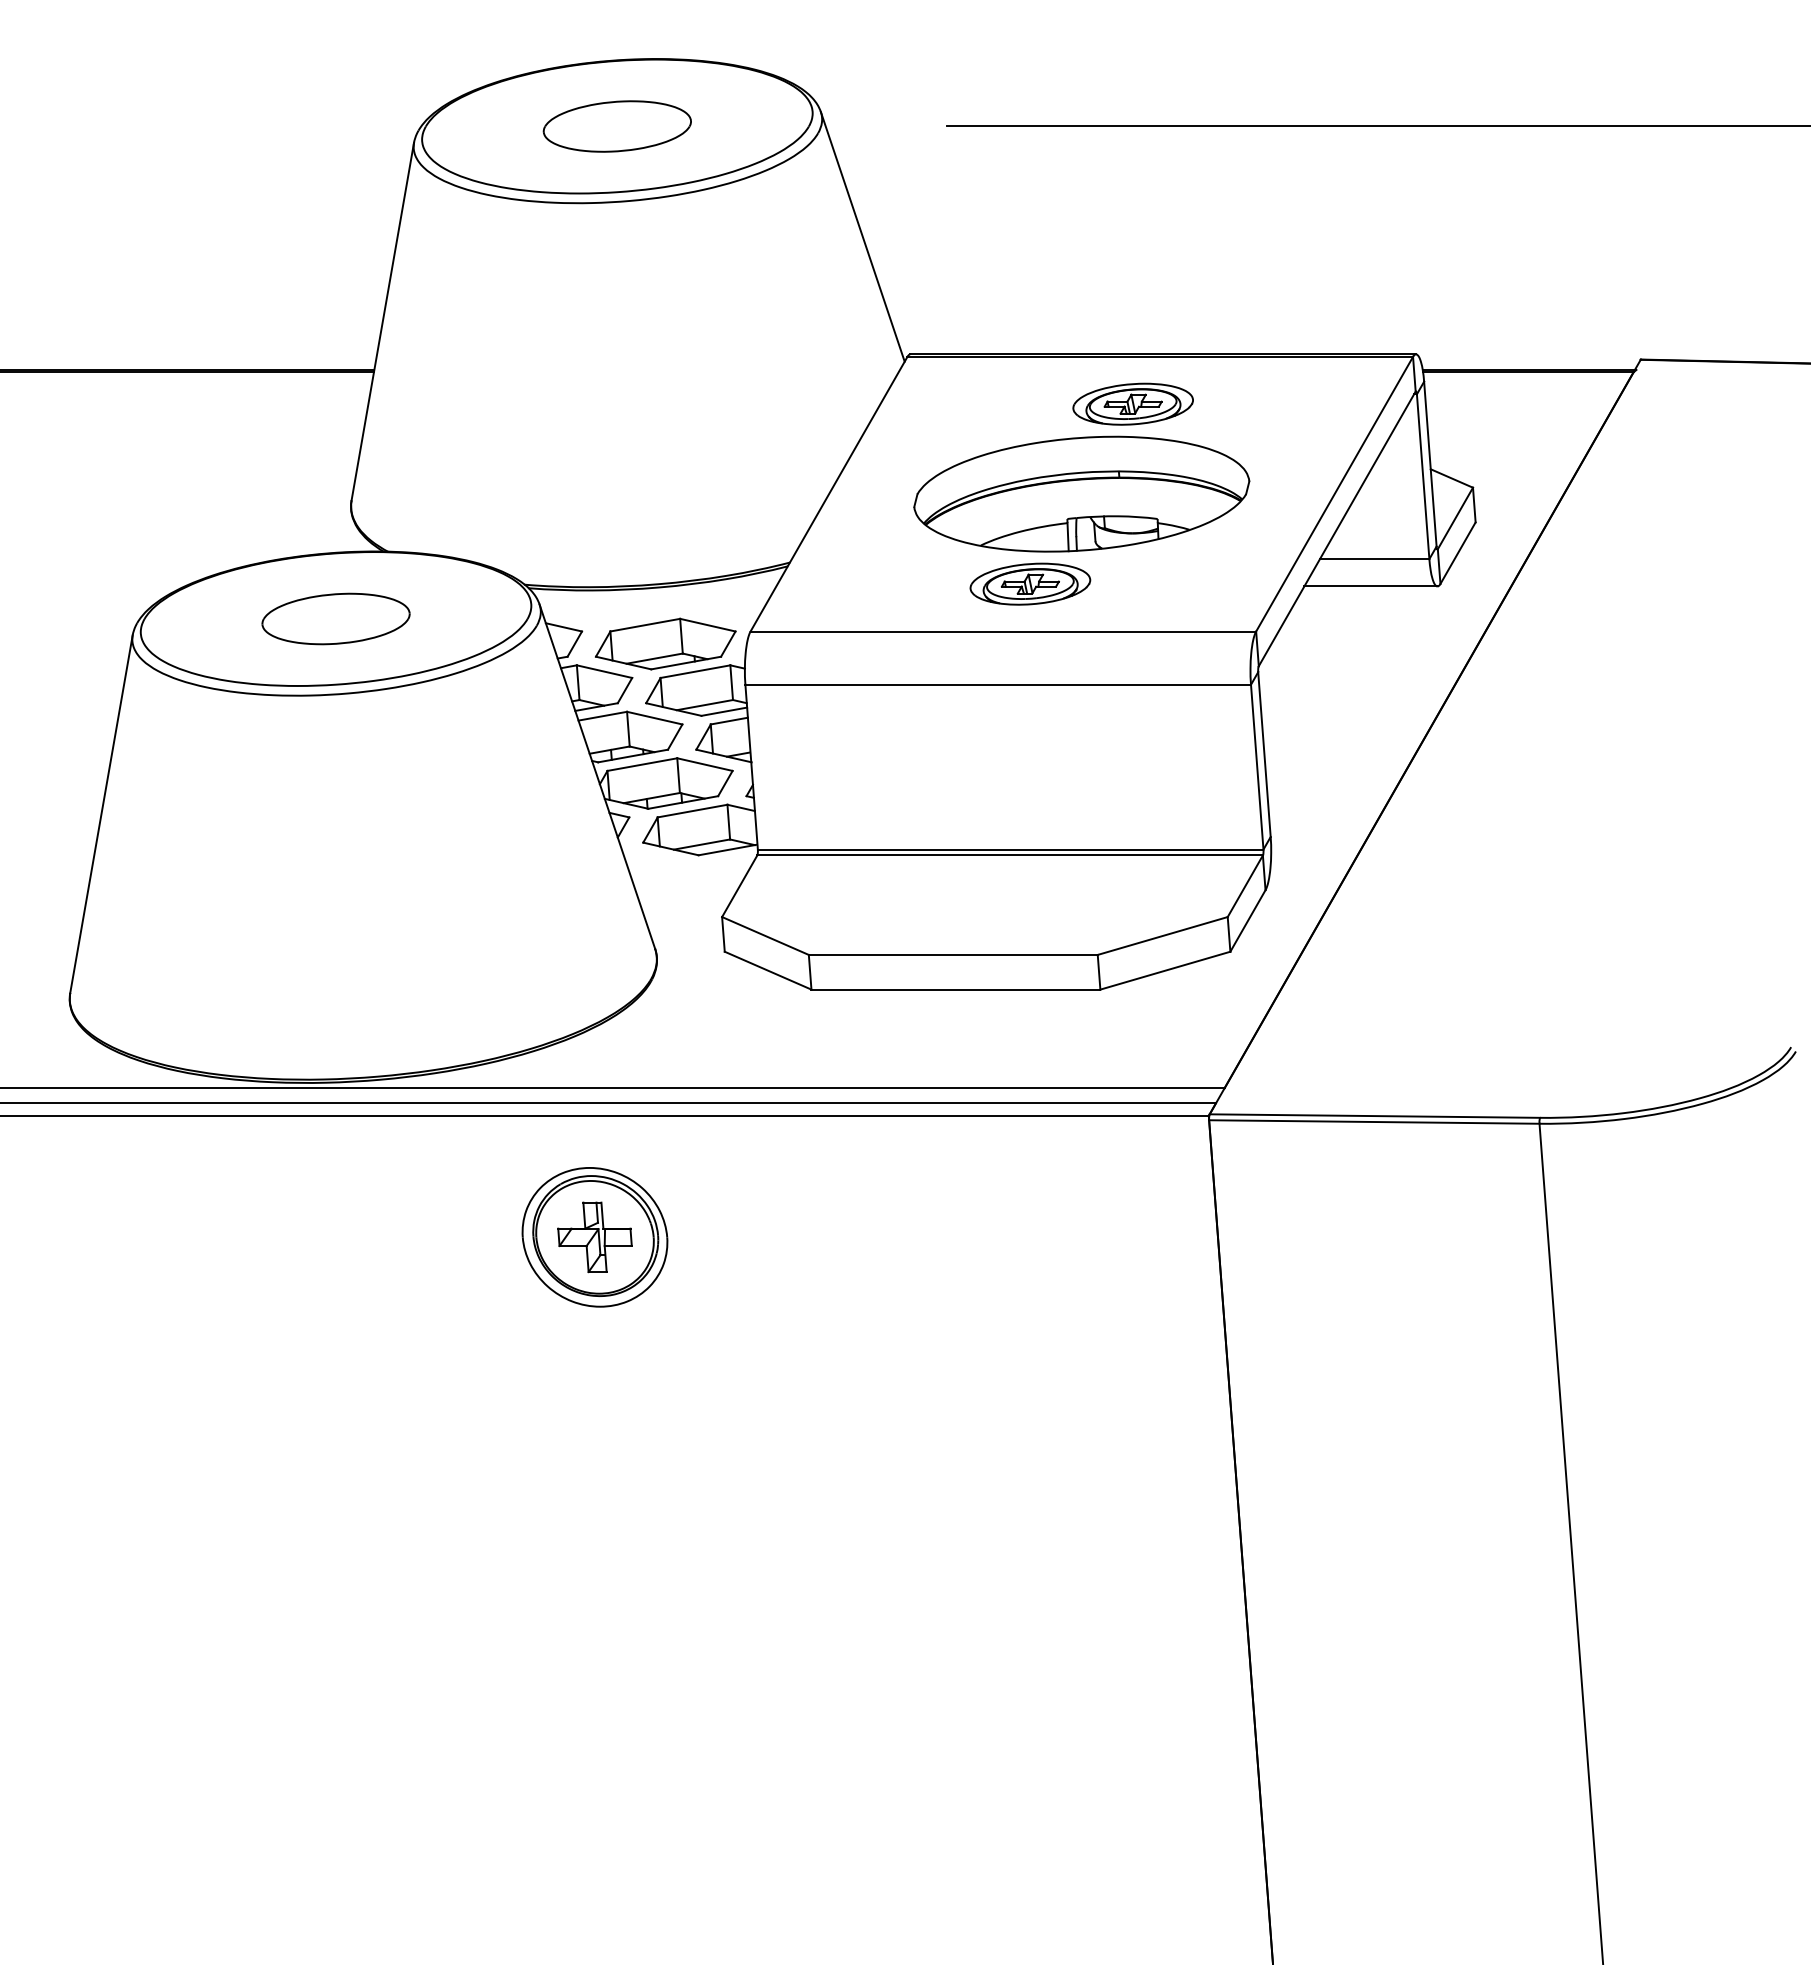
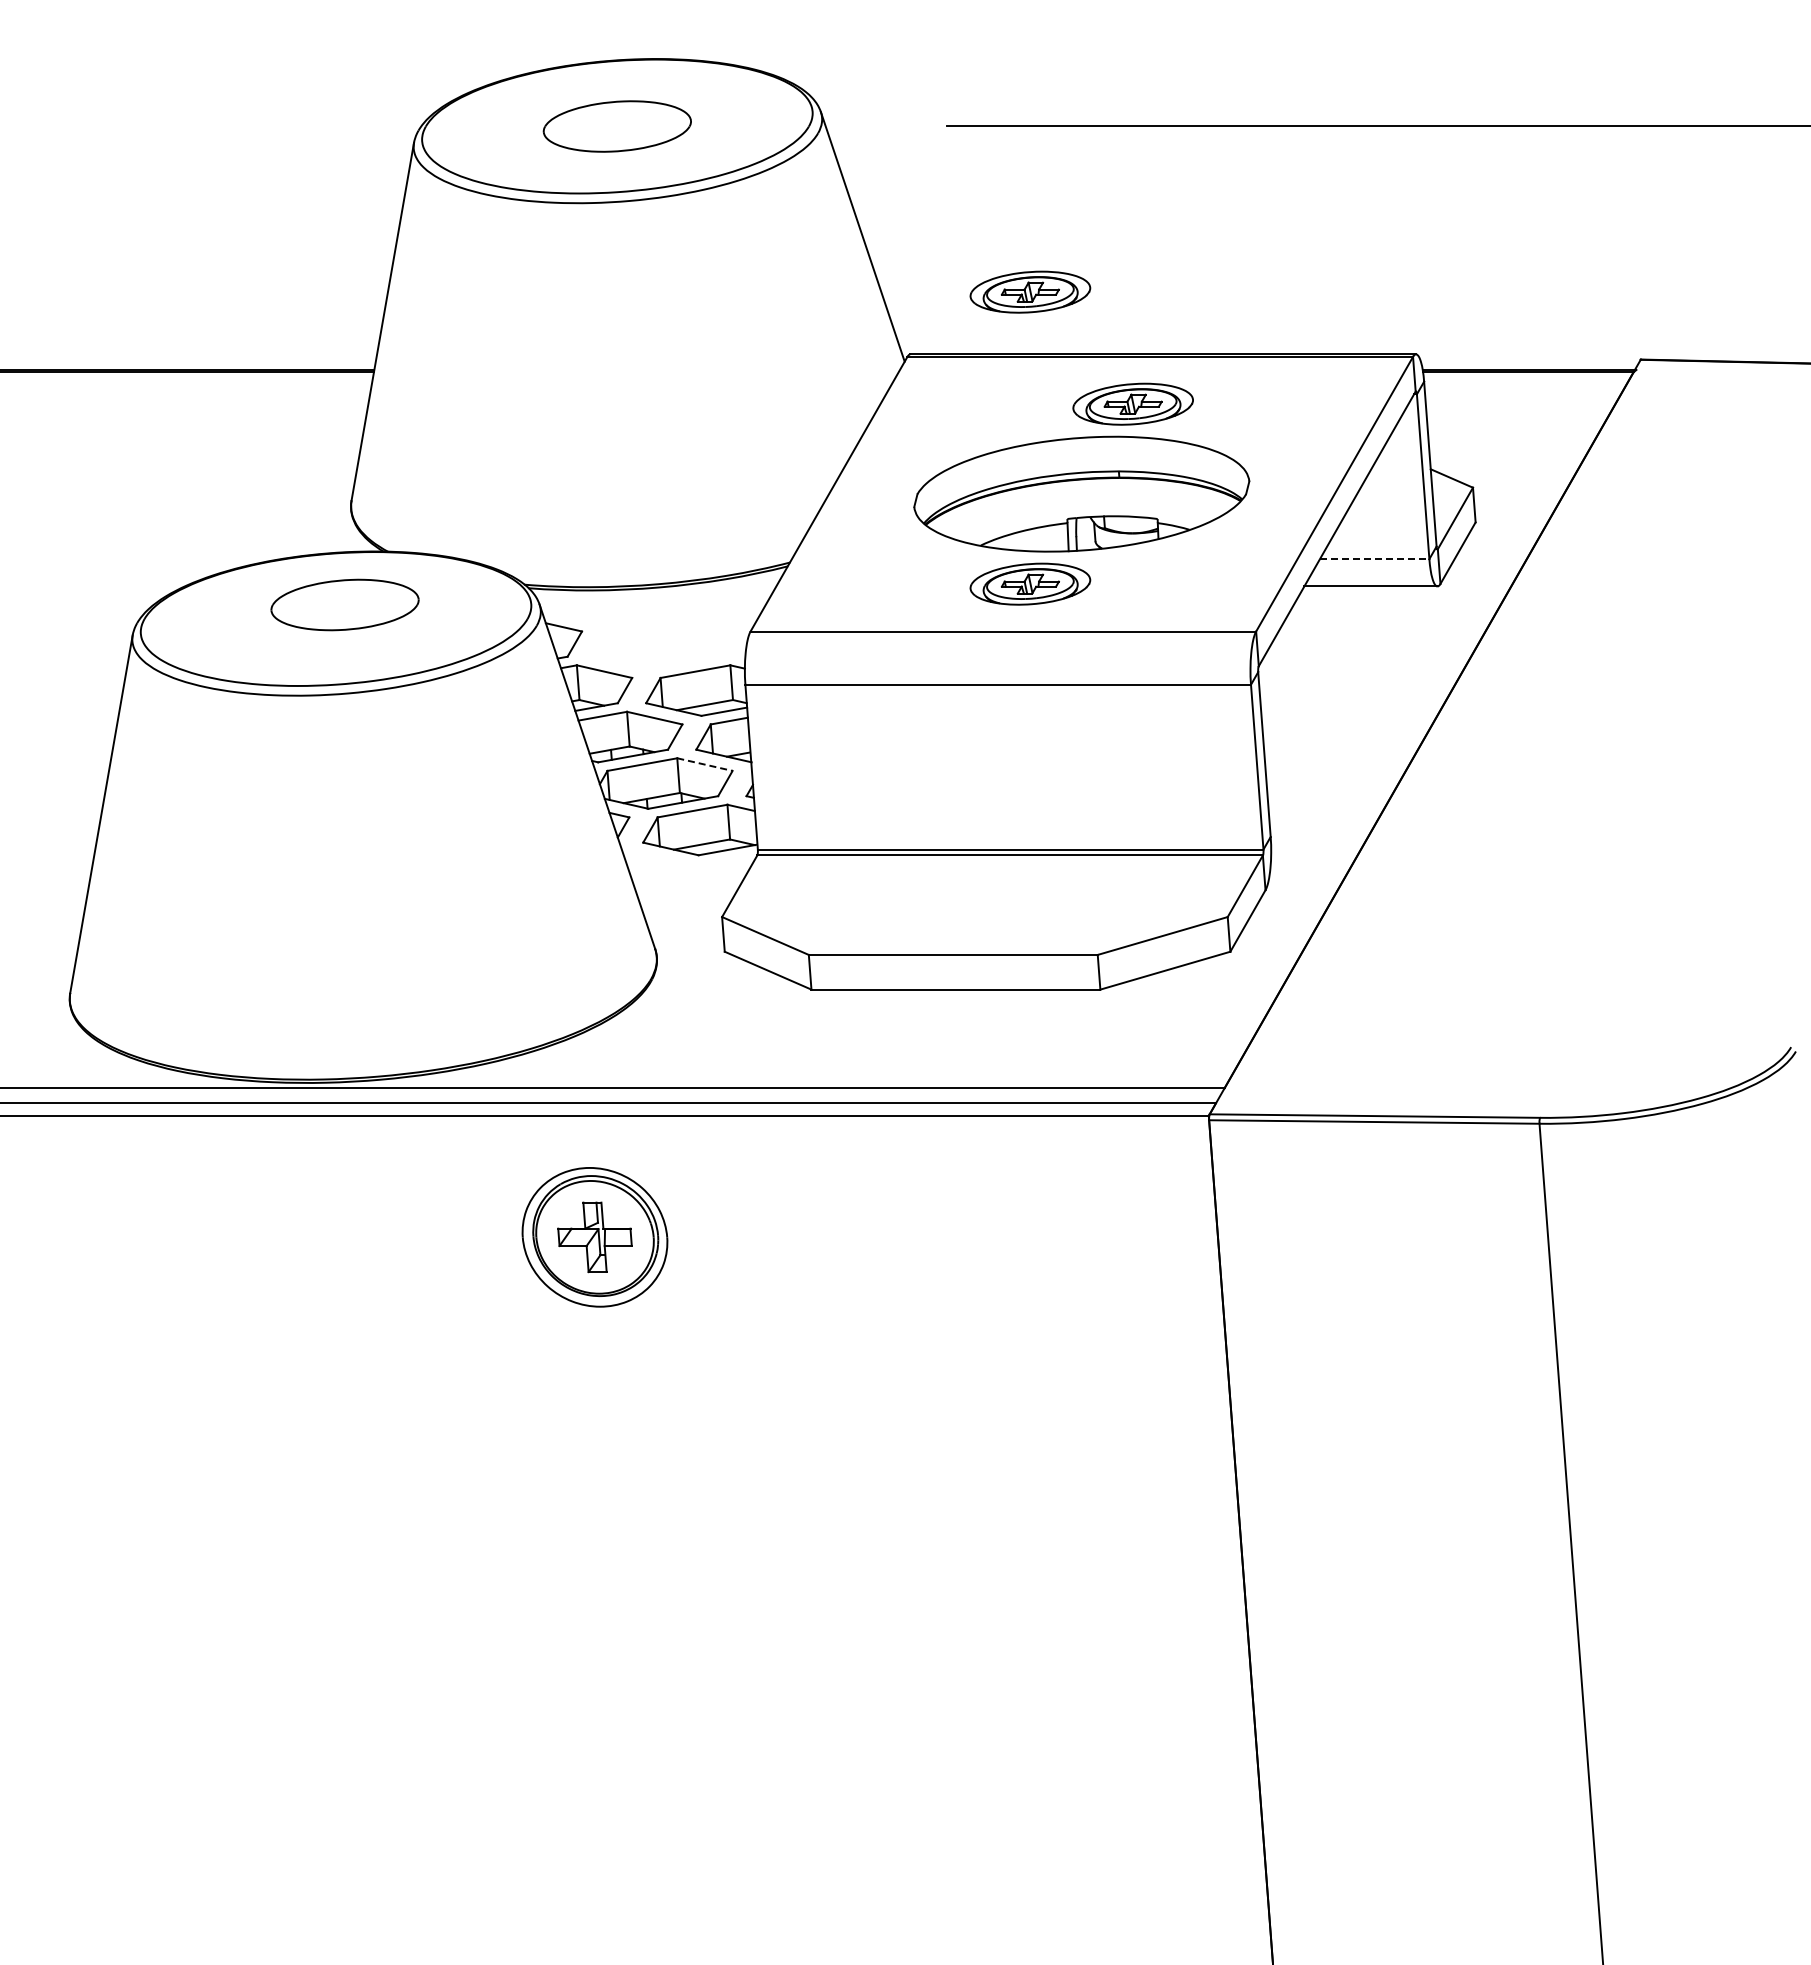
part: none -> present (1030, 291)
line: solid -> dashed (1374, 559)
part position: (335, 618) -> (344, 604) (344, 604)
part: present -> none (665, 643)
line: solid -> dashed (705, 764)
